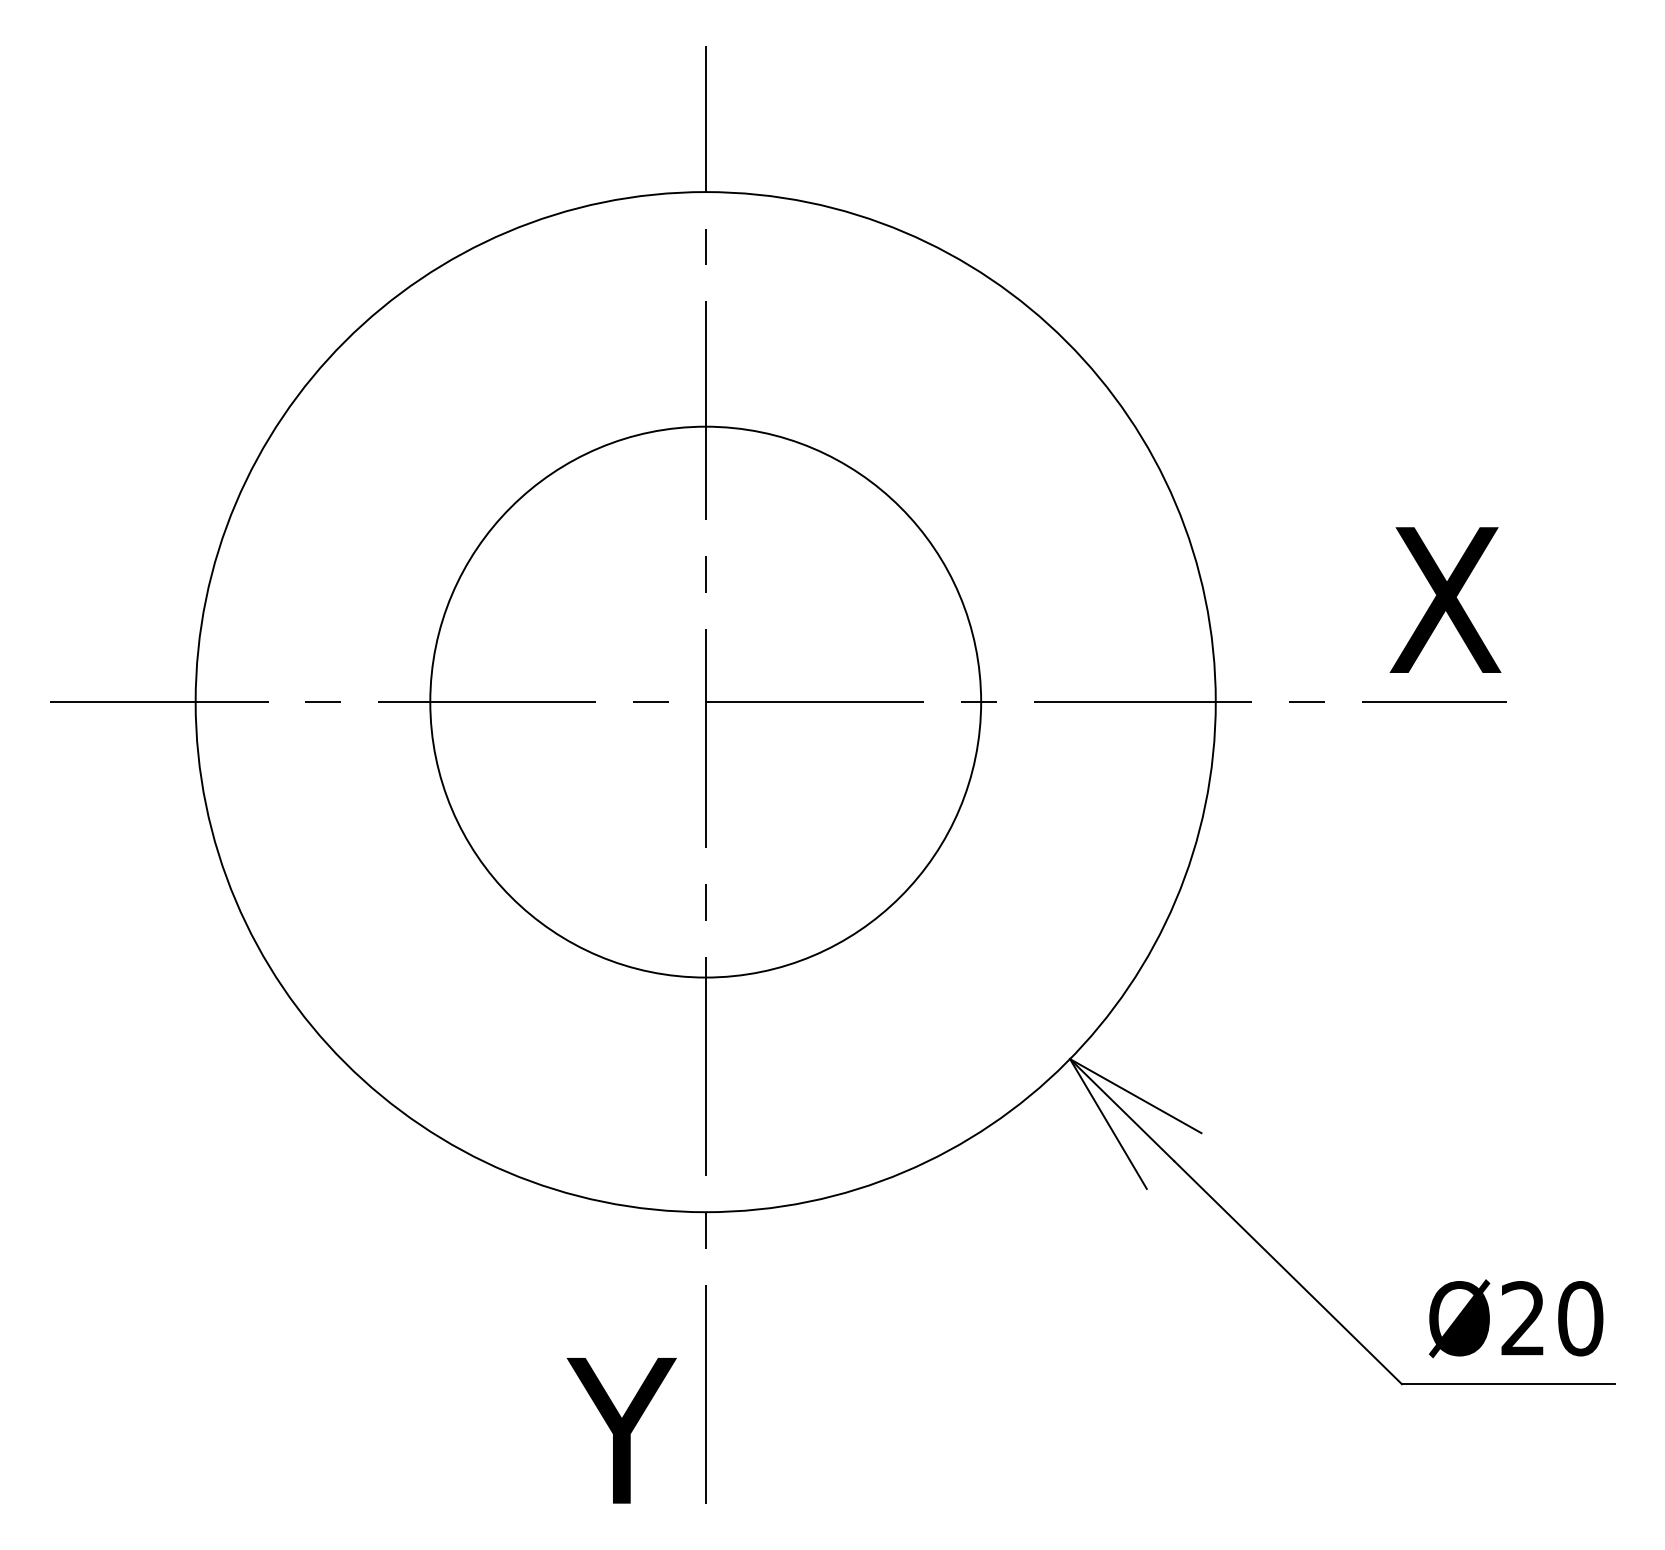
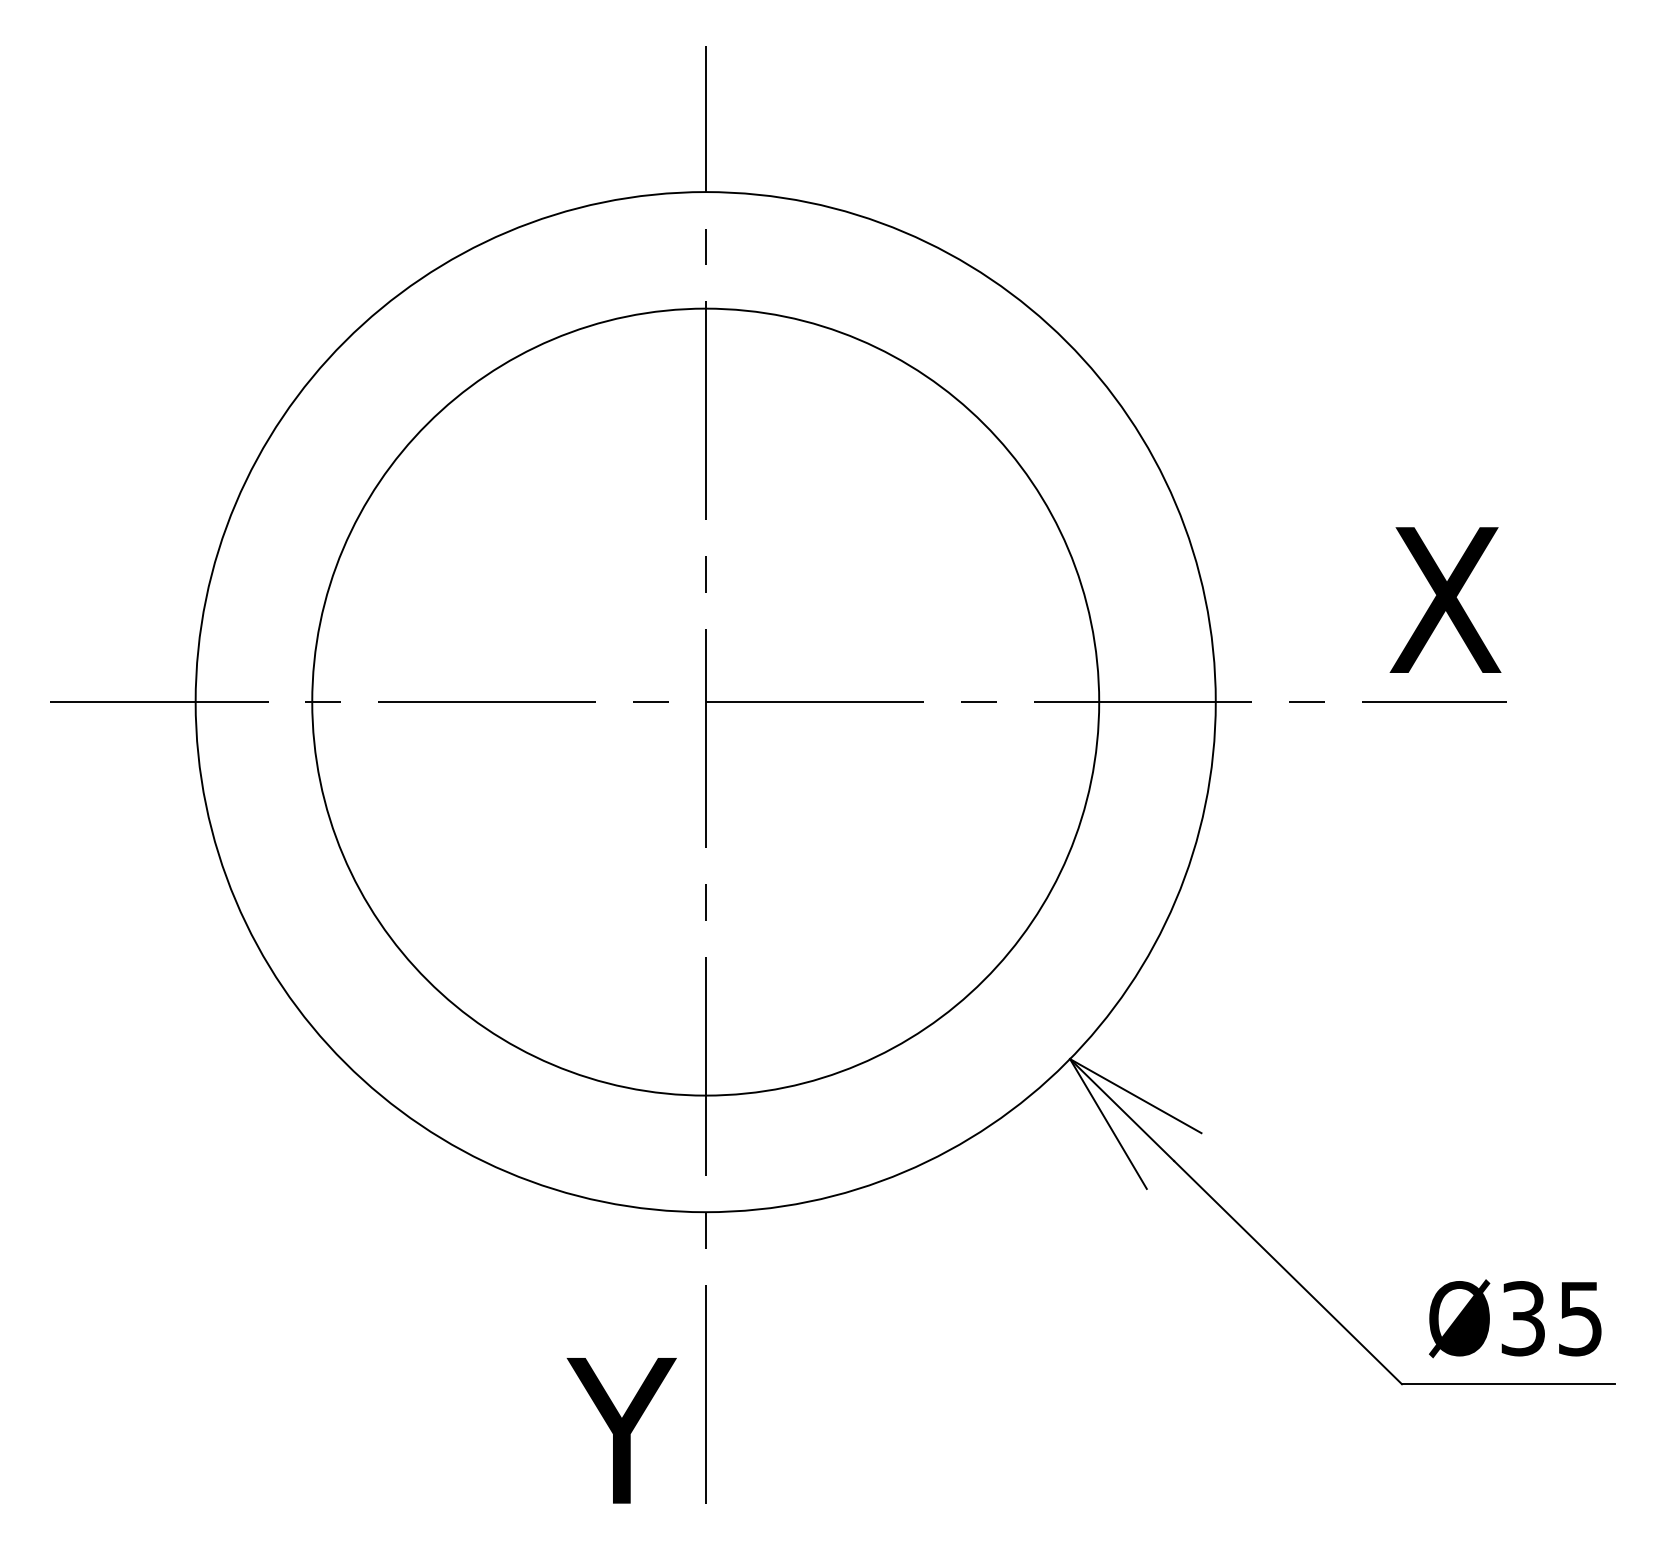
circle diameter: 551 px -> 787 px (705, 701)
text: Ø20 -> Ø35 (1552, 1318)
